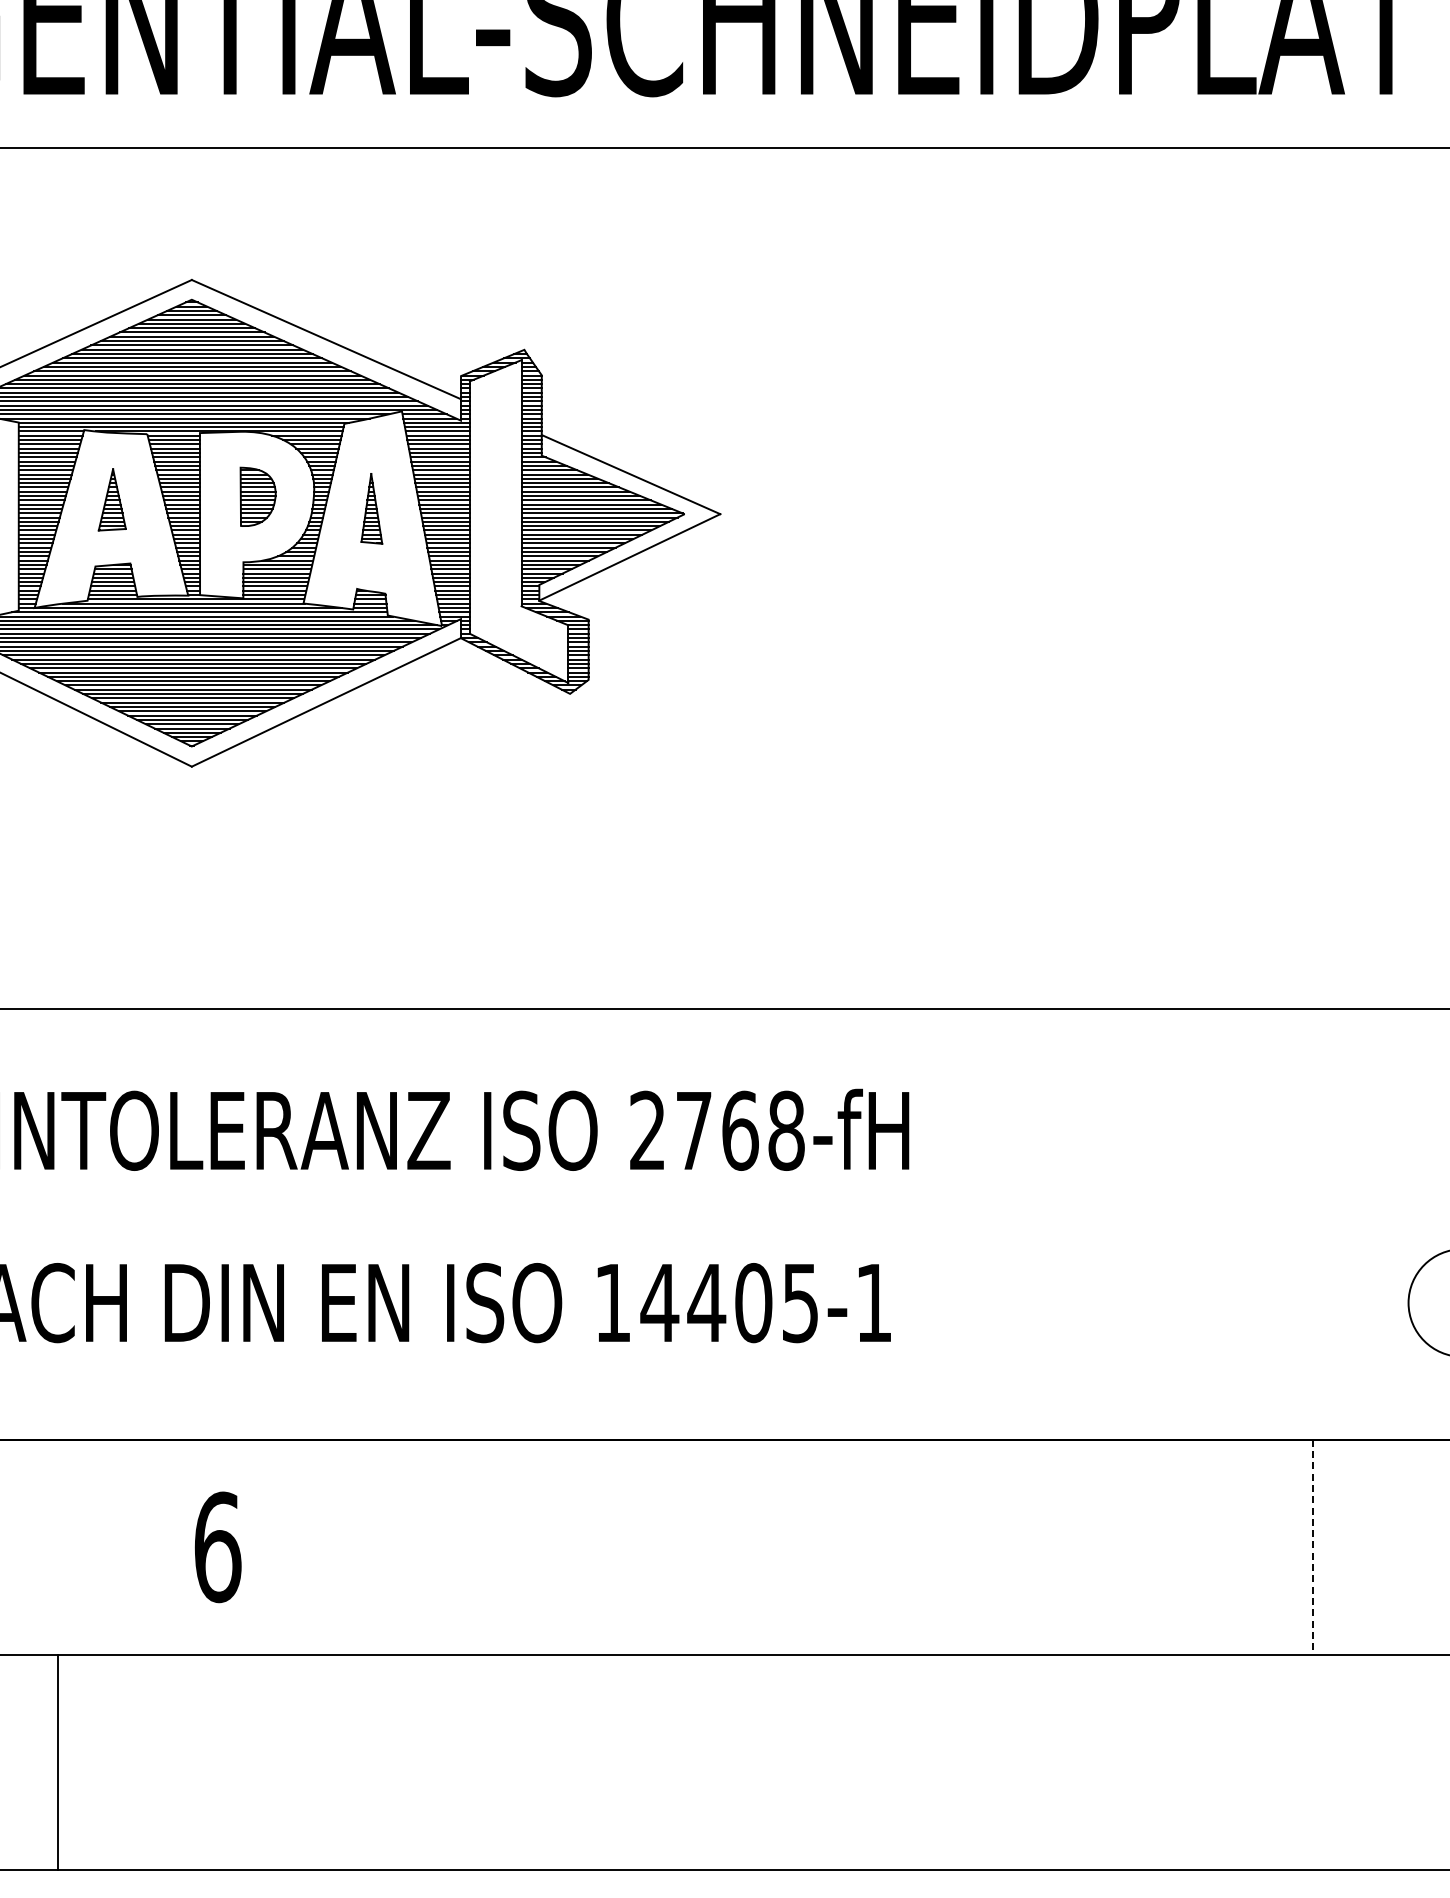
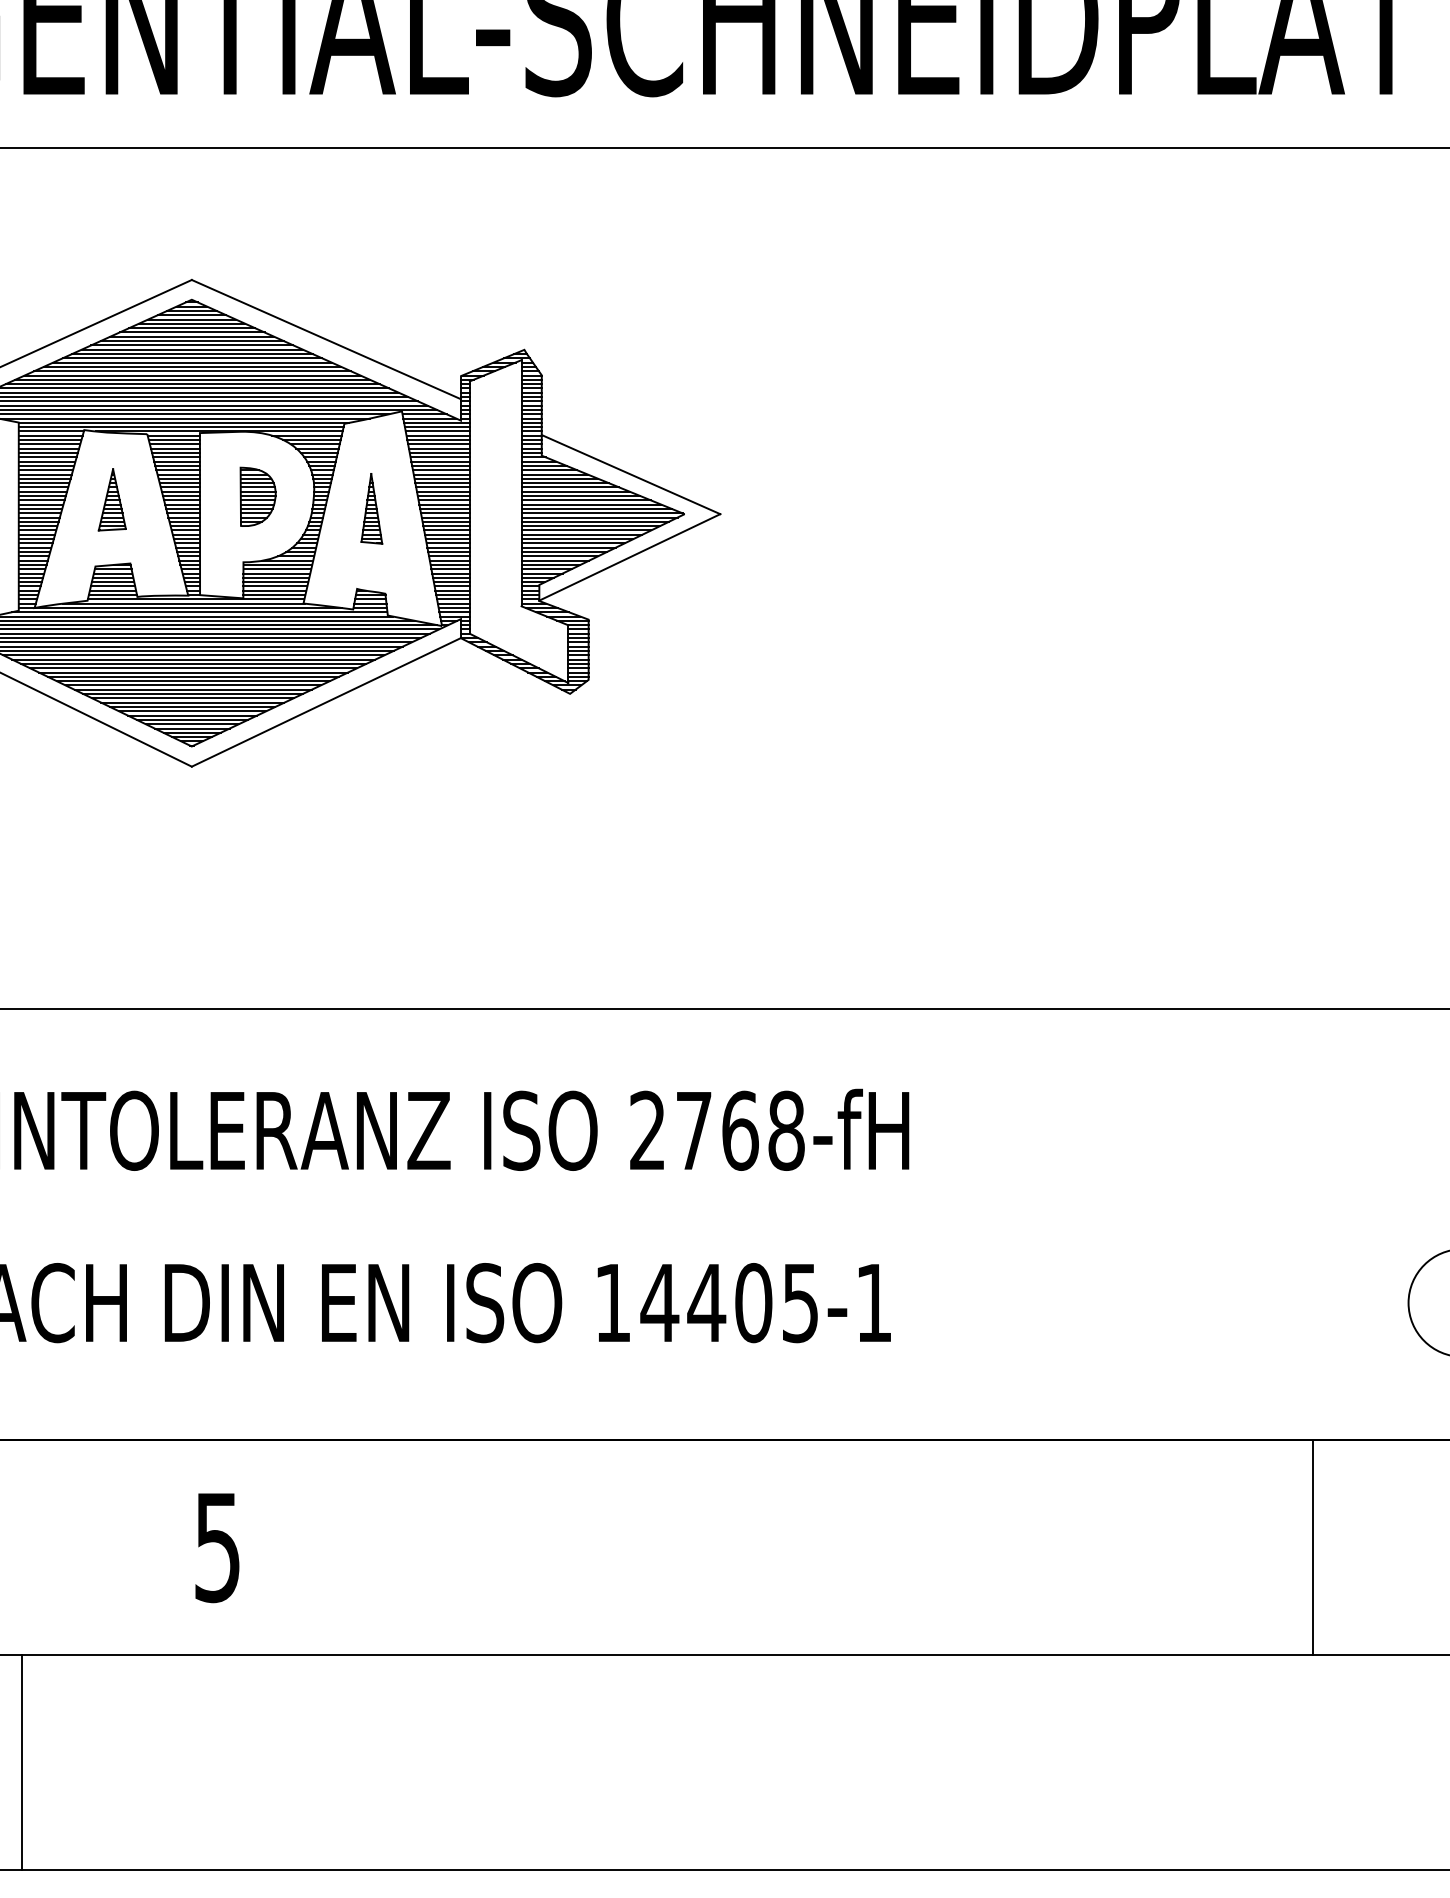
text: 6 -> 5 (217, 1547)
line: dashed -> solid (1313, 1547)
line position: (57, 1762) -> (21, 1762) (21, 1762)
